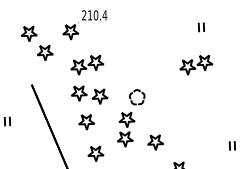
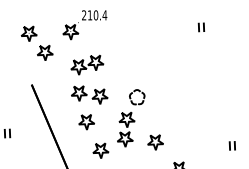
part: present -> none (196, 64)
part position: (7, 121) -> (7, 133) (7, 133)
part position: (95, 153) -> (100, 150) (100, 150)
